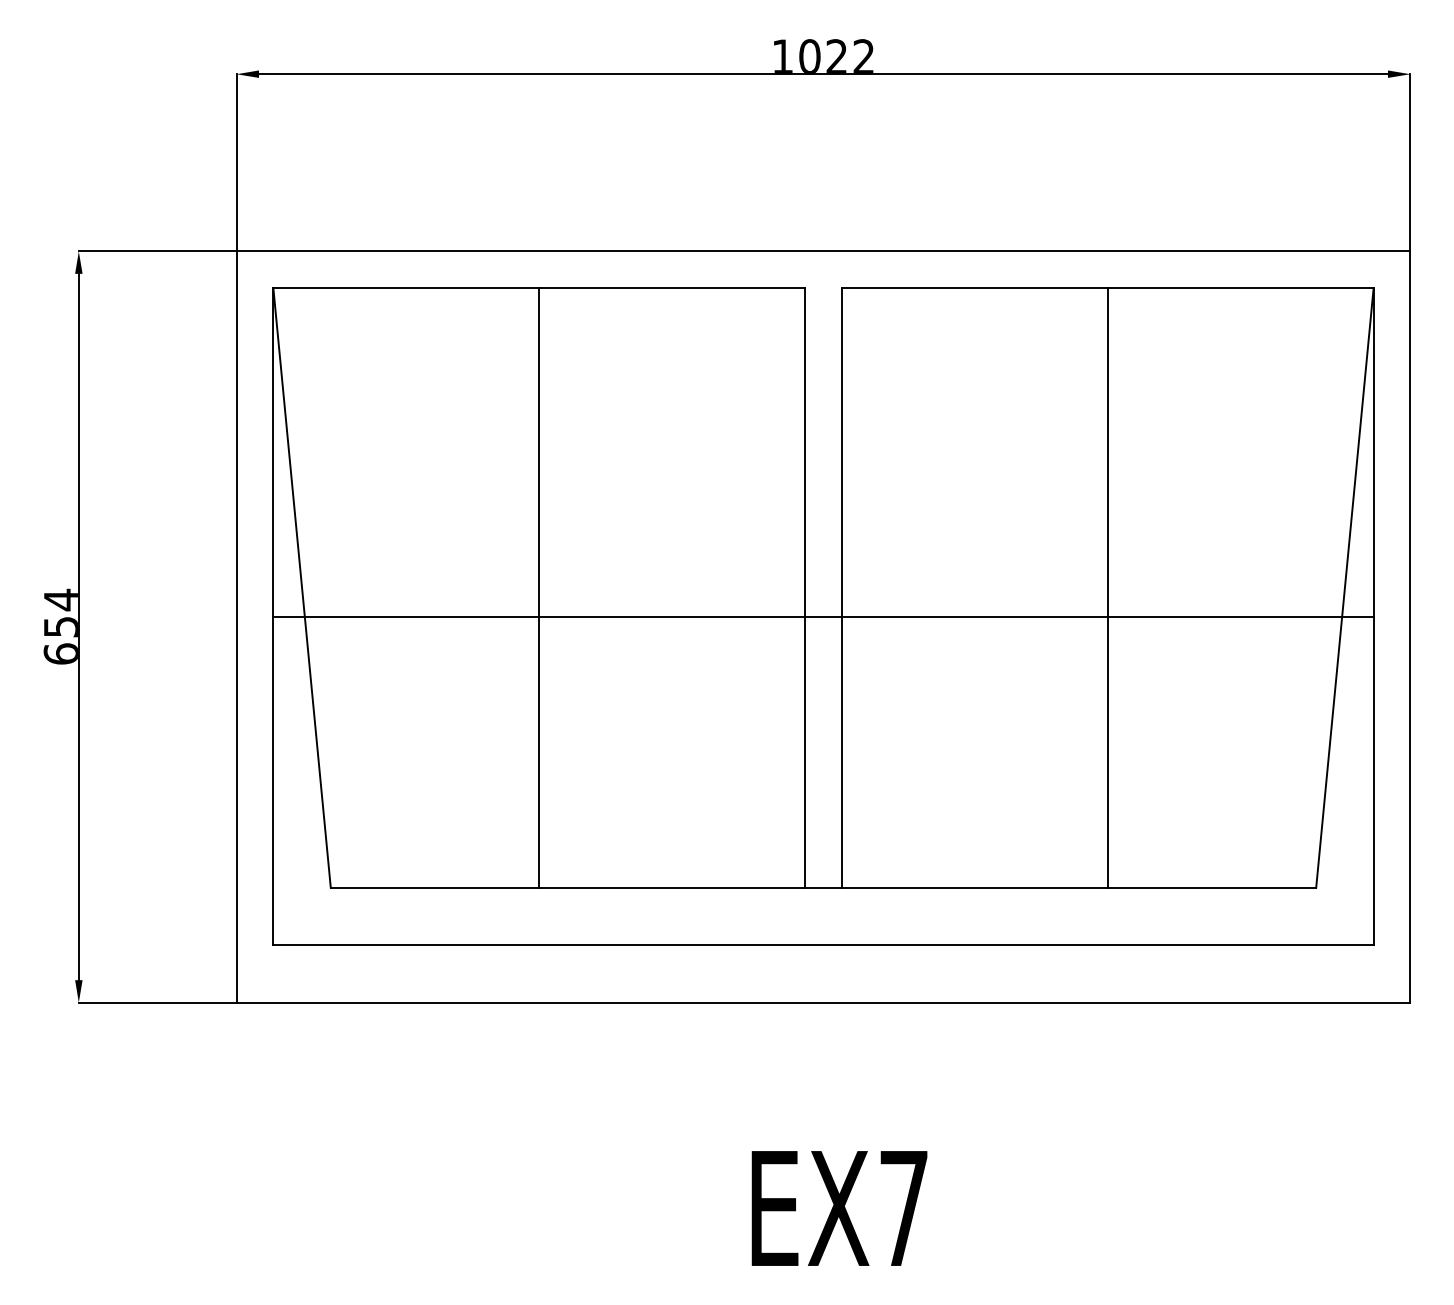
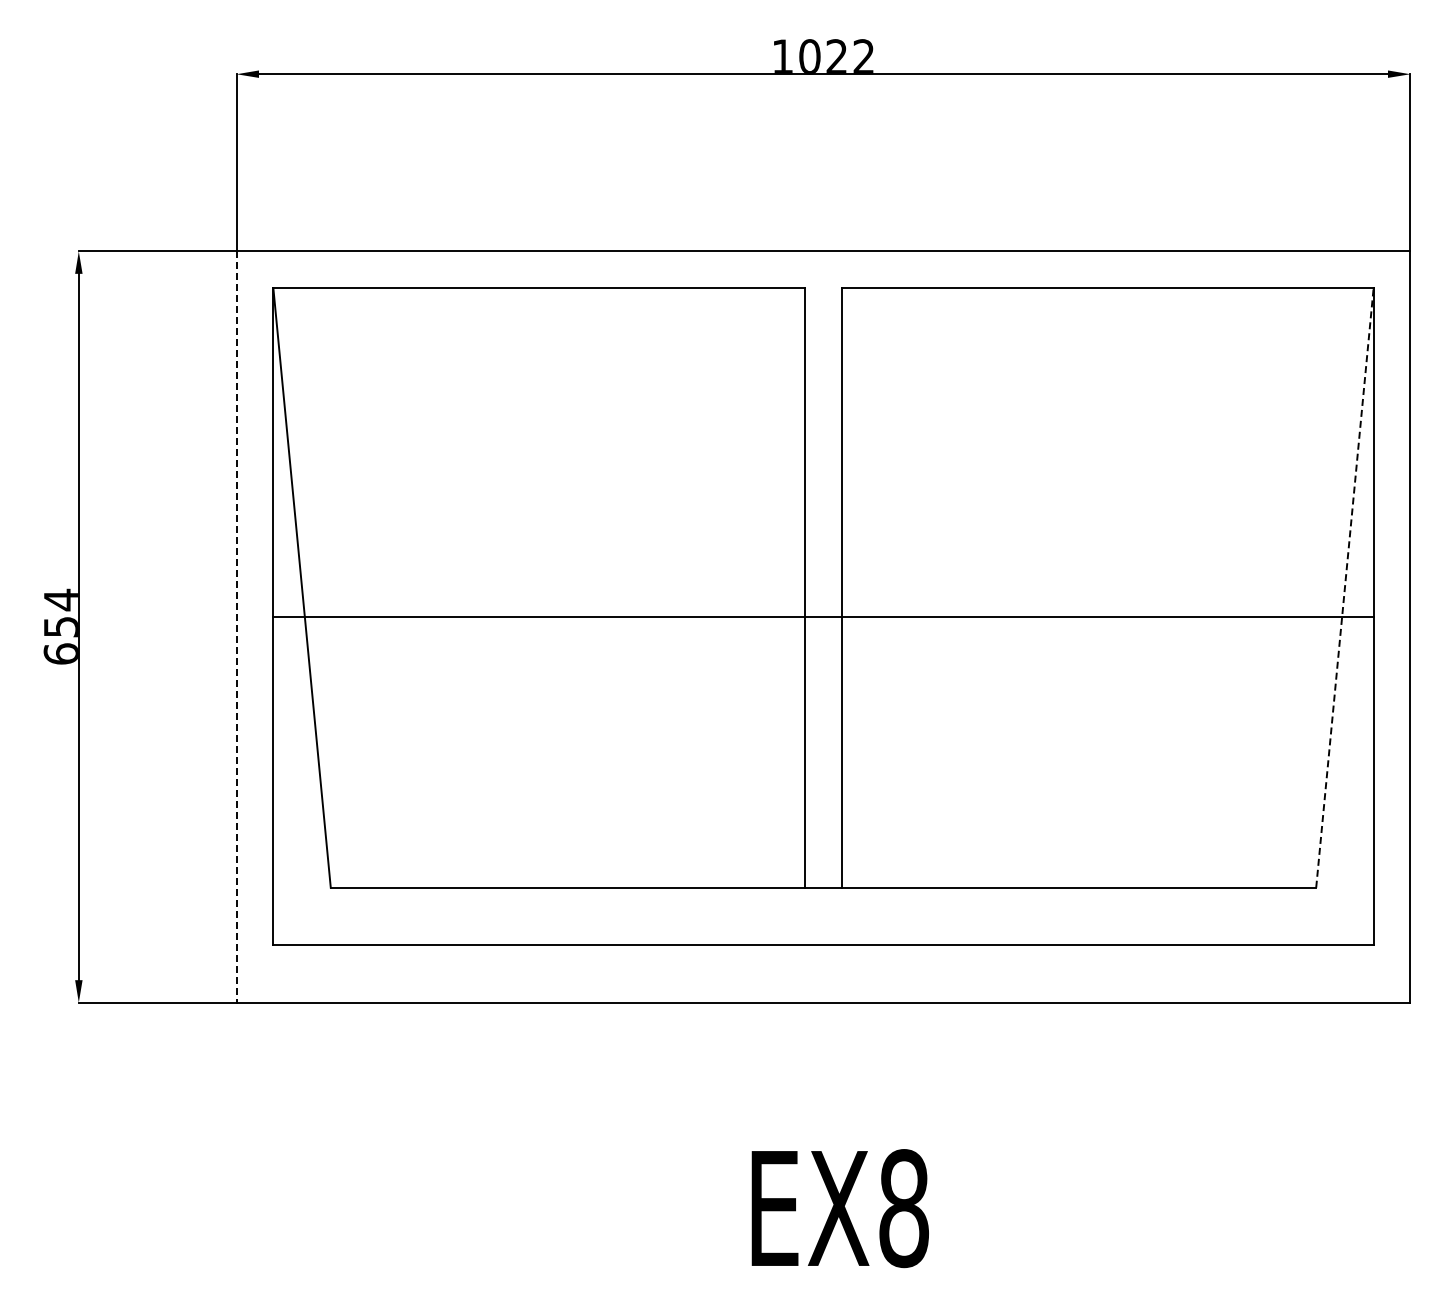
line: present -> none (539, 587)
line: present -> none (1107, 587)
line: solid -> dashed (1344, 587)
line: solid -> dashed (236, 627)
text: EX7 -> EX8 (903, 1208)
